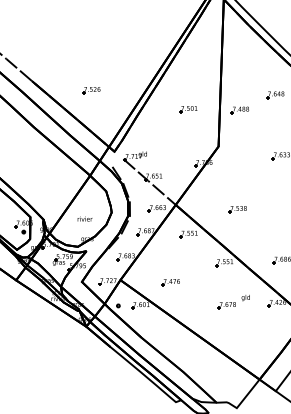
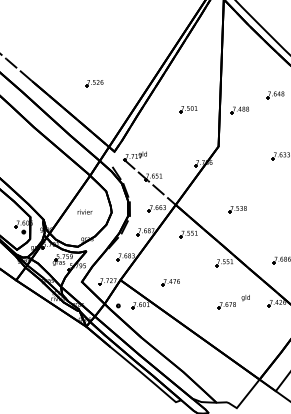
part position: (91, 90) -> (94, 83) (94, 83)
text position: (84, 218) -> (84, 211) (84, 211)
